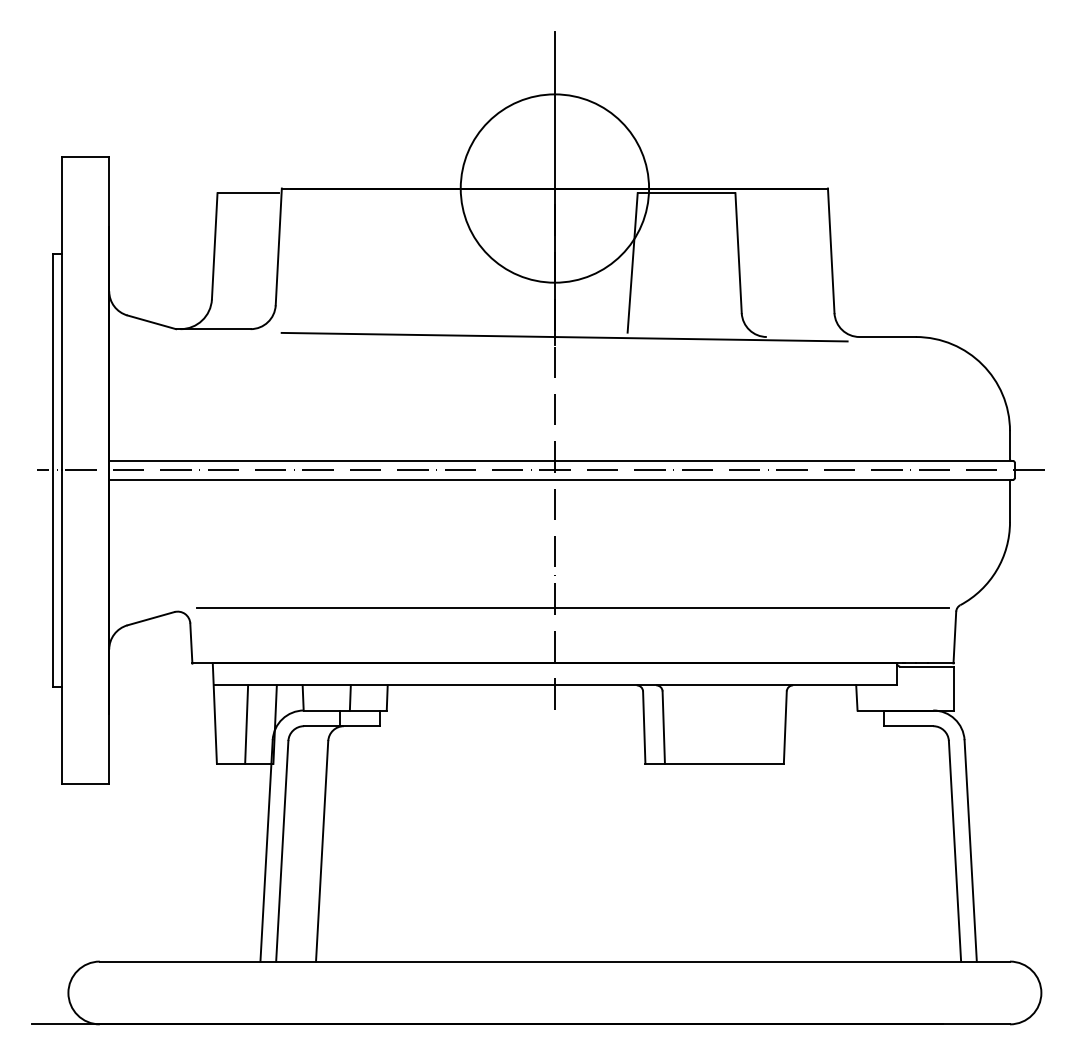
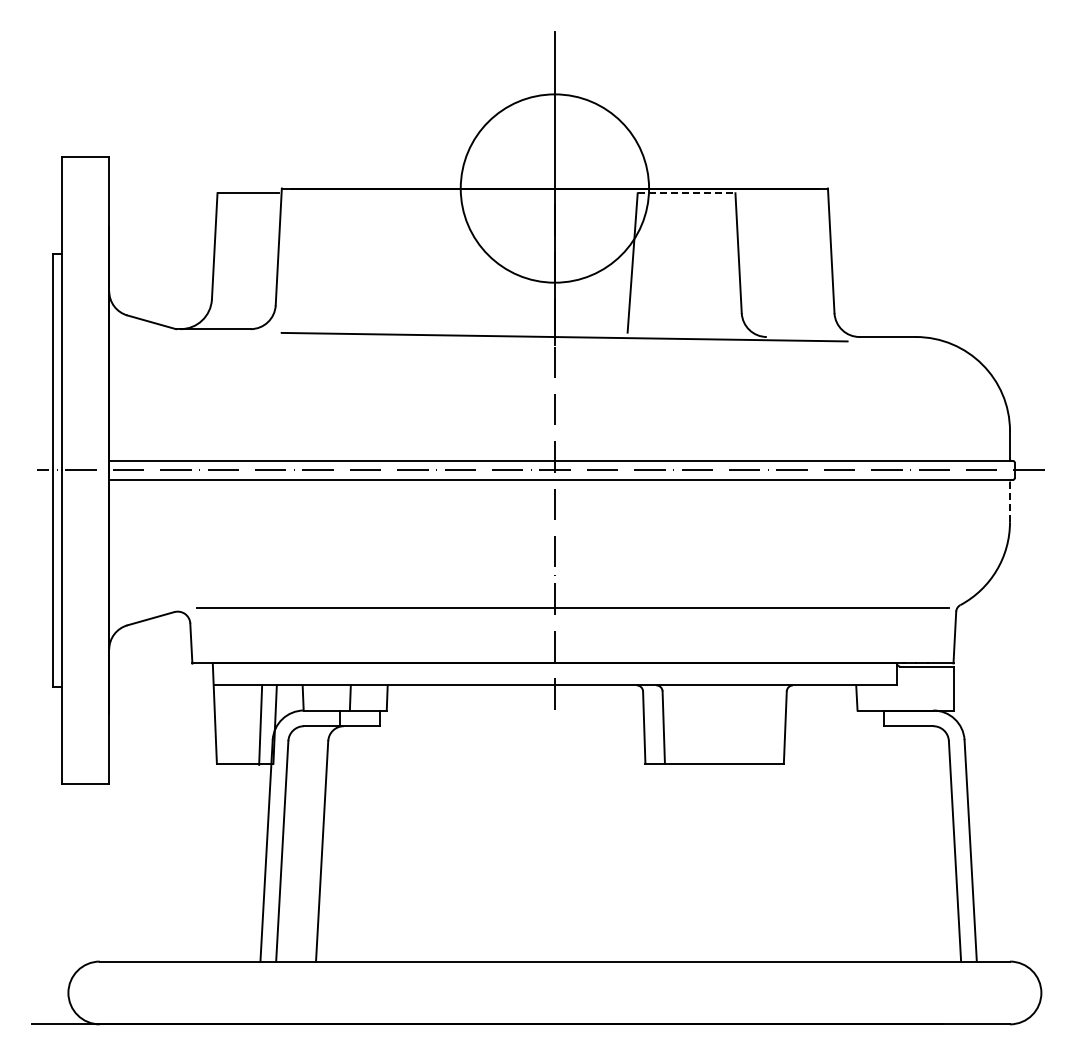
line: solid -> dashed (686, 193)
line: solid -> dashed (1010, 501)
line position: (246, 724) -> (260, 725) (260, 725)
